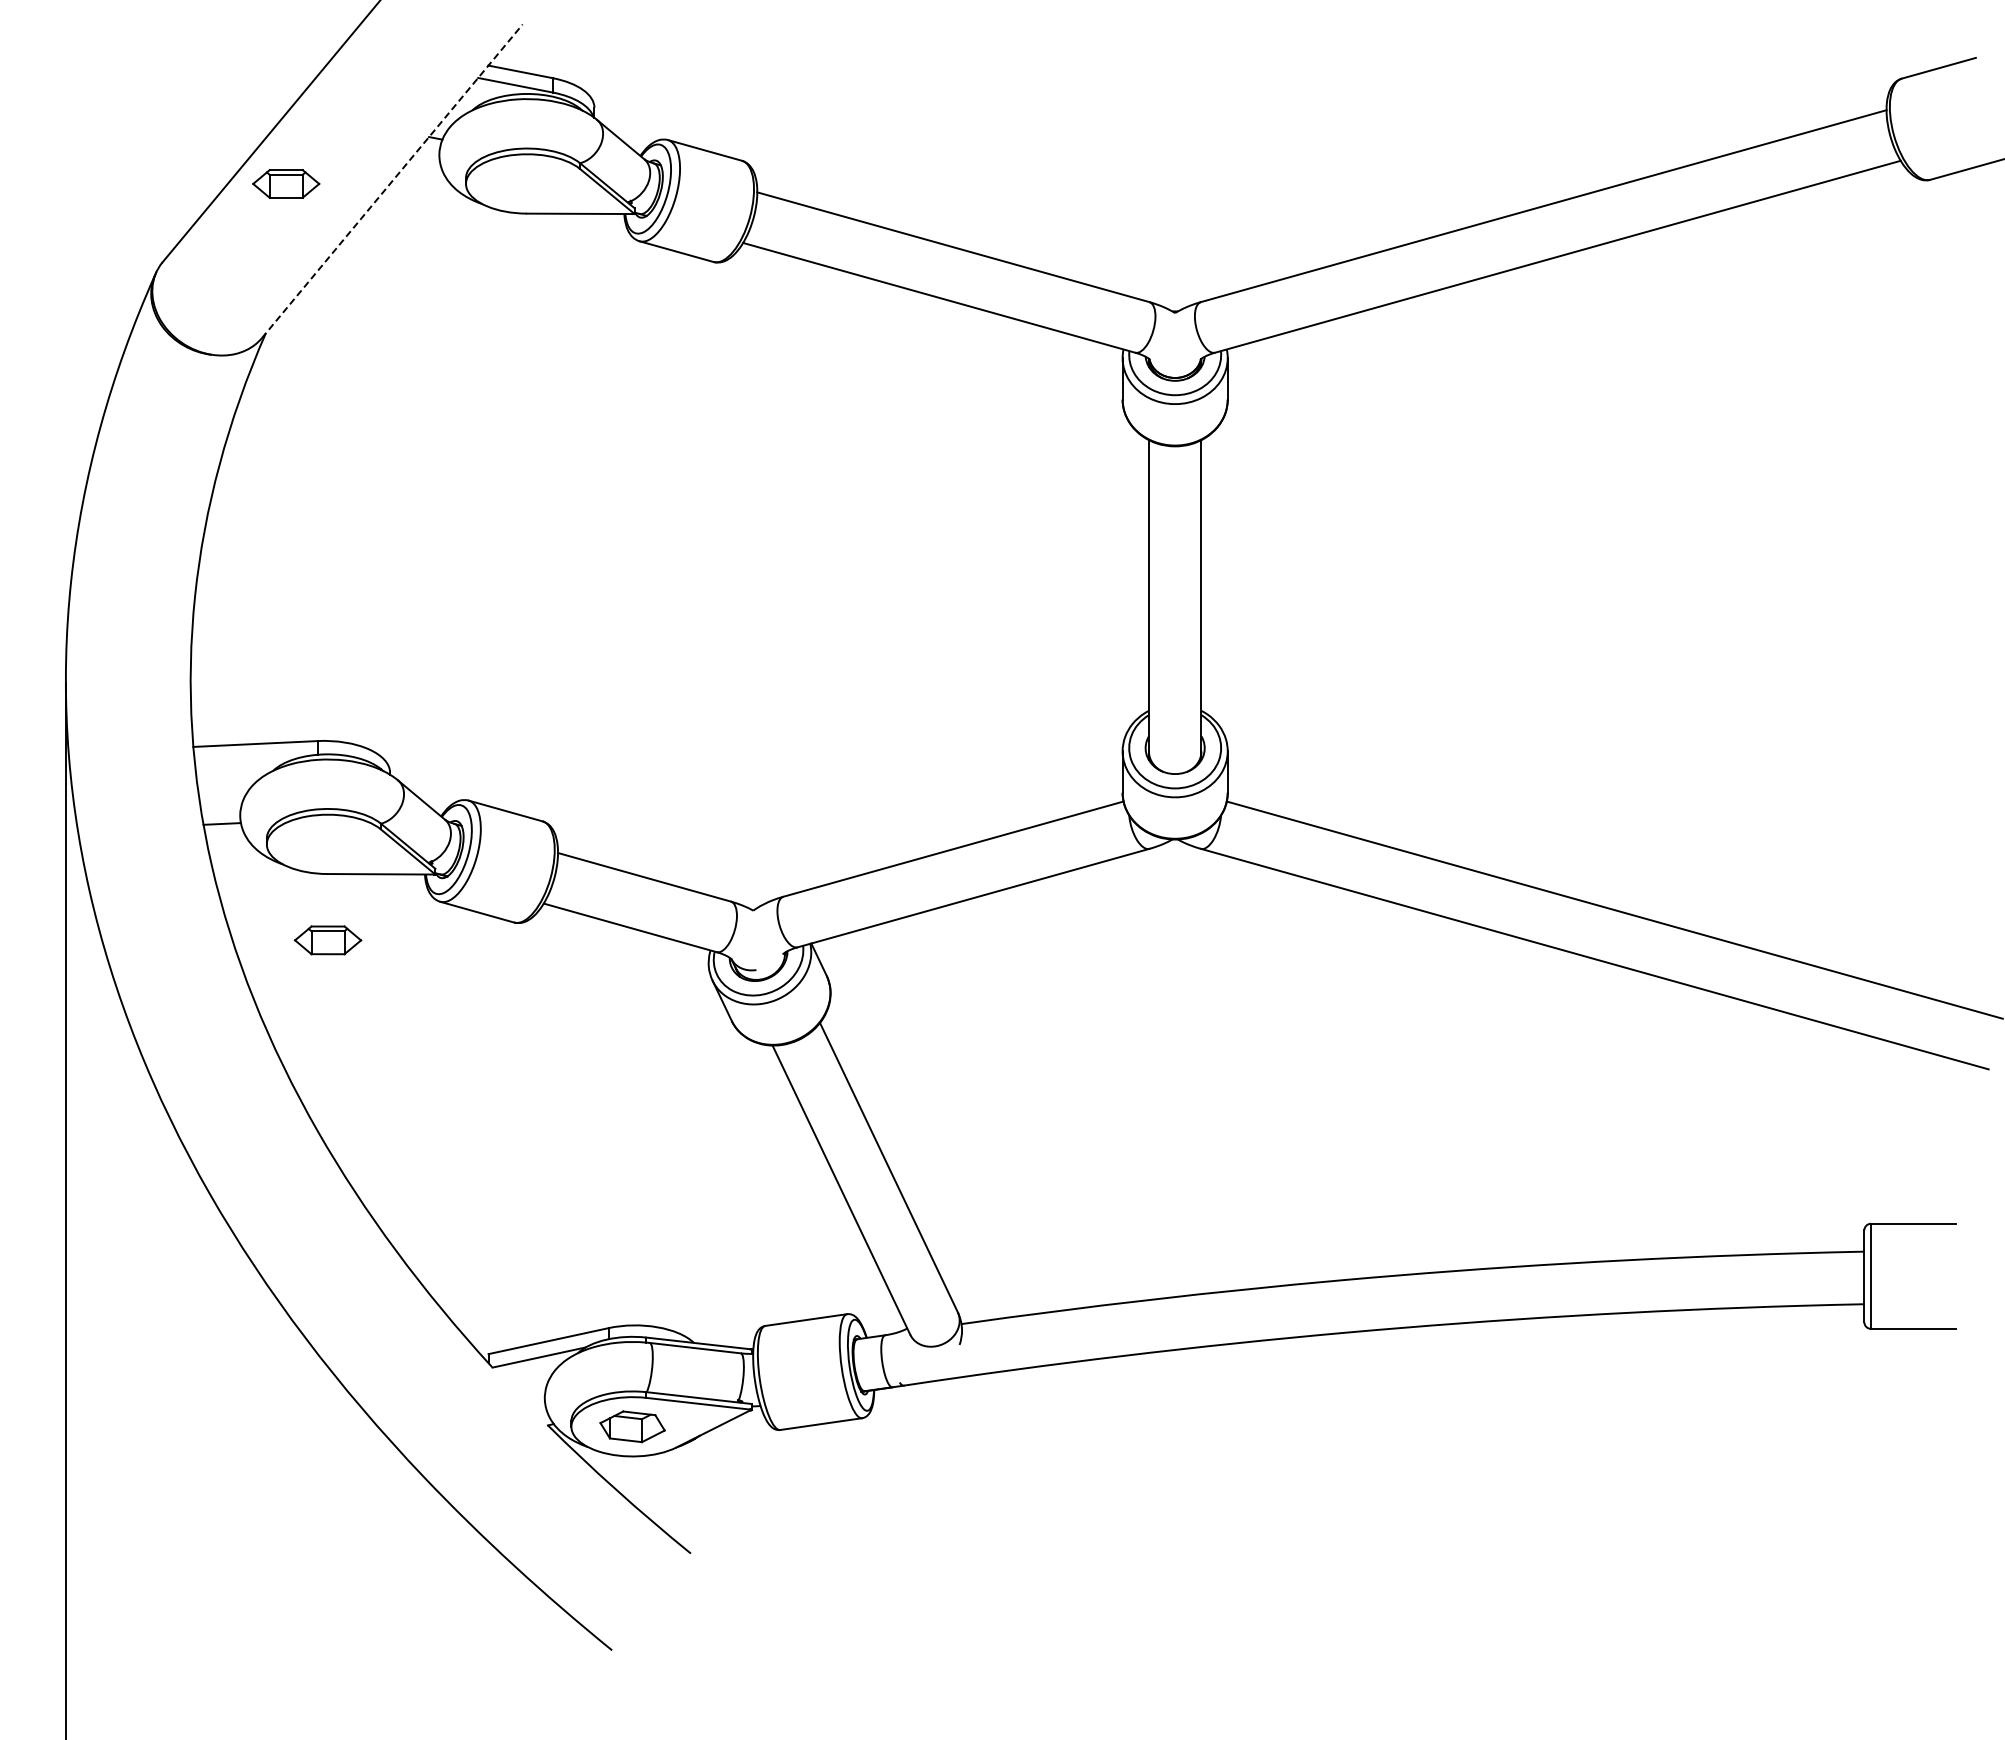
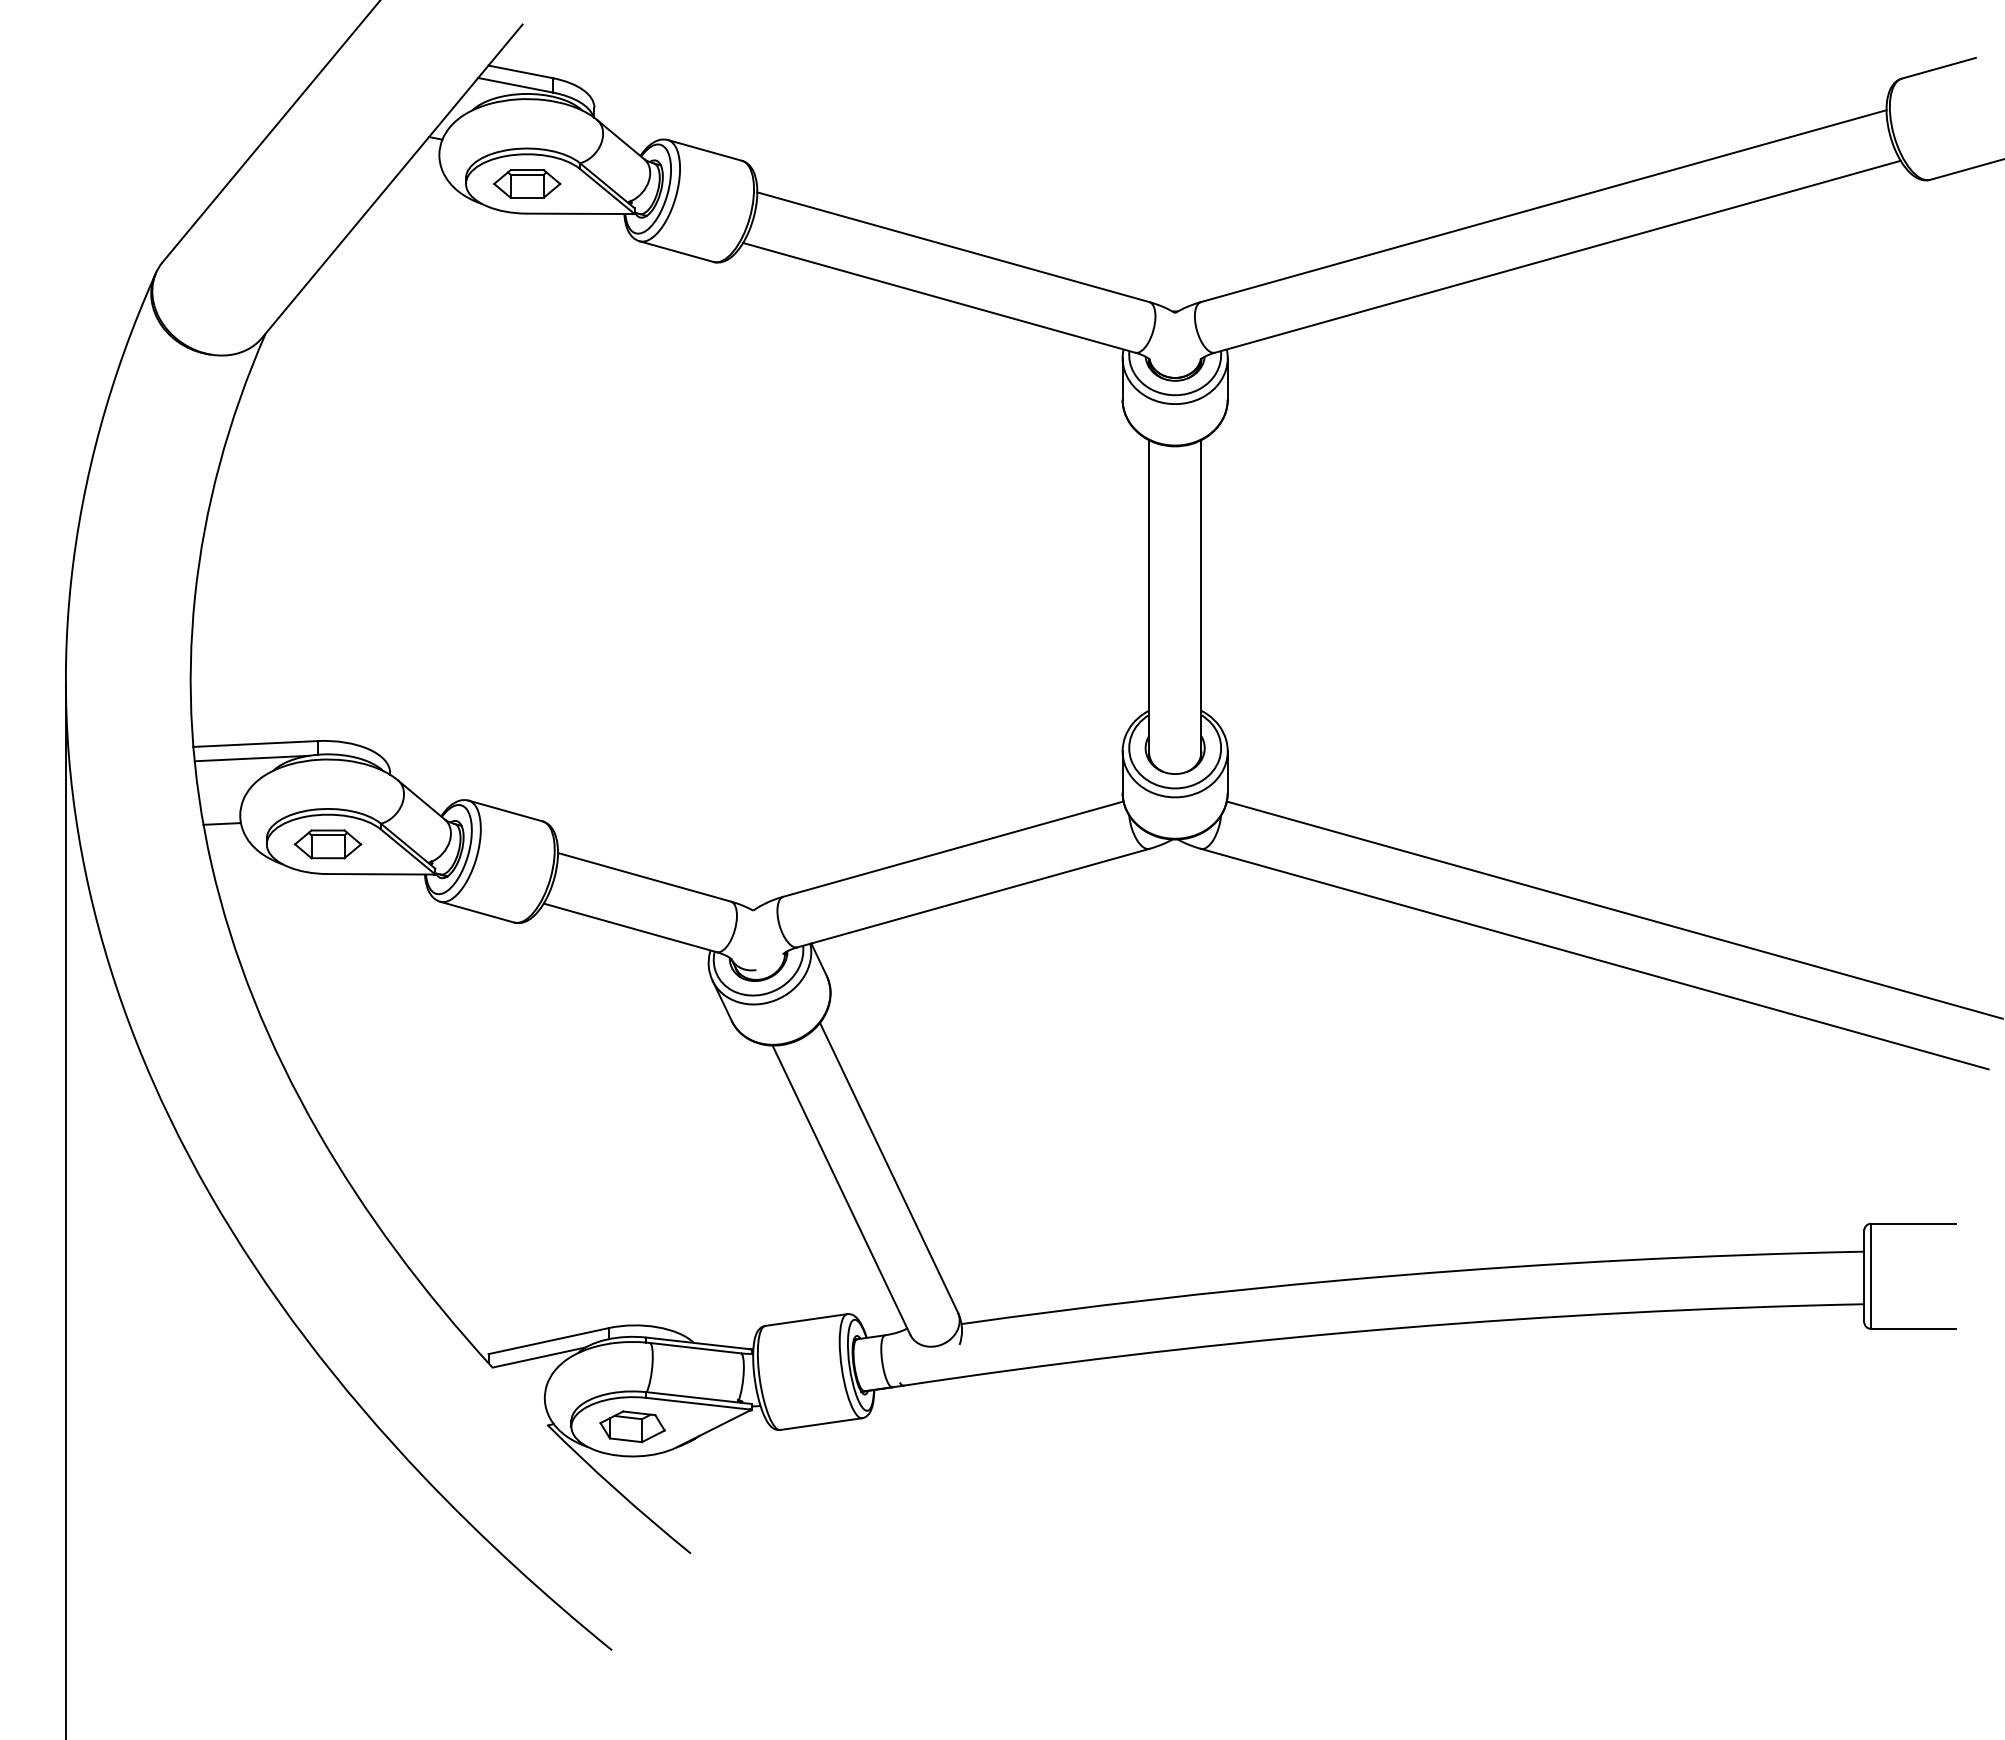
line: dashed -> solid (392, 181)
part position: (286, 183) -> (527, 183) (527, 183)
line: none -> present (251, 758)
part position: (327, 940) -> (327, 844) (327, 844)
